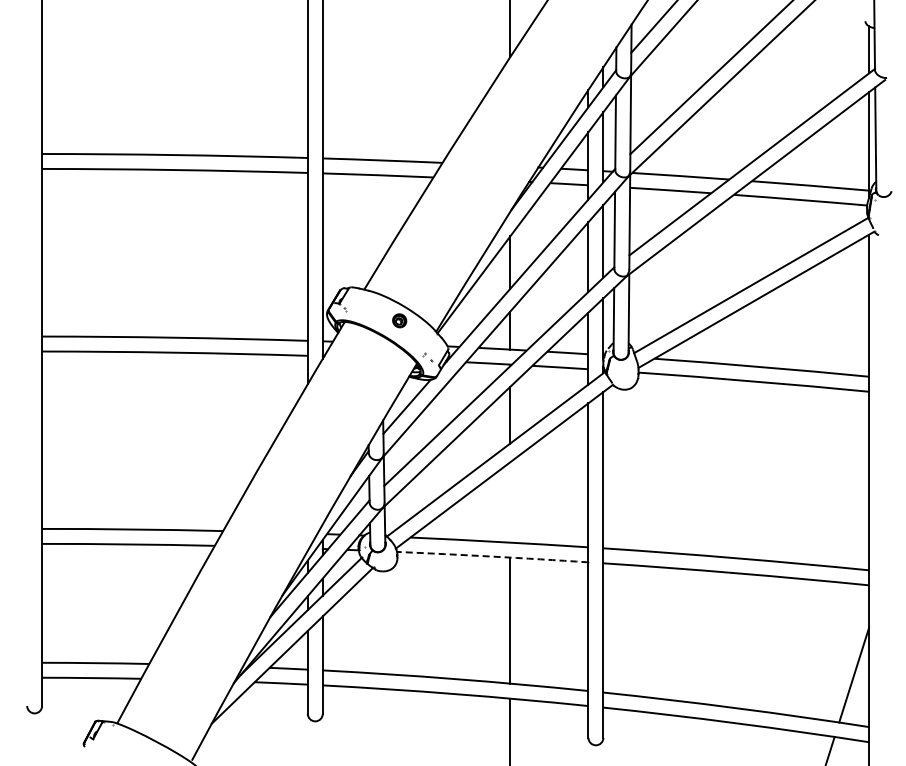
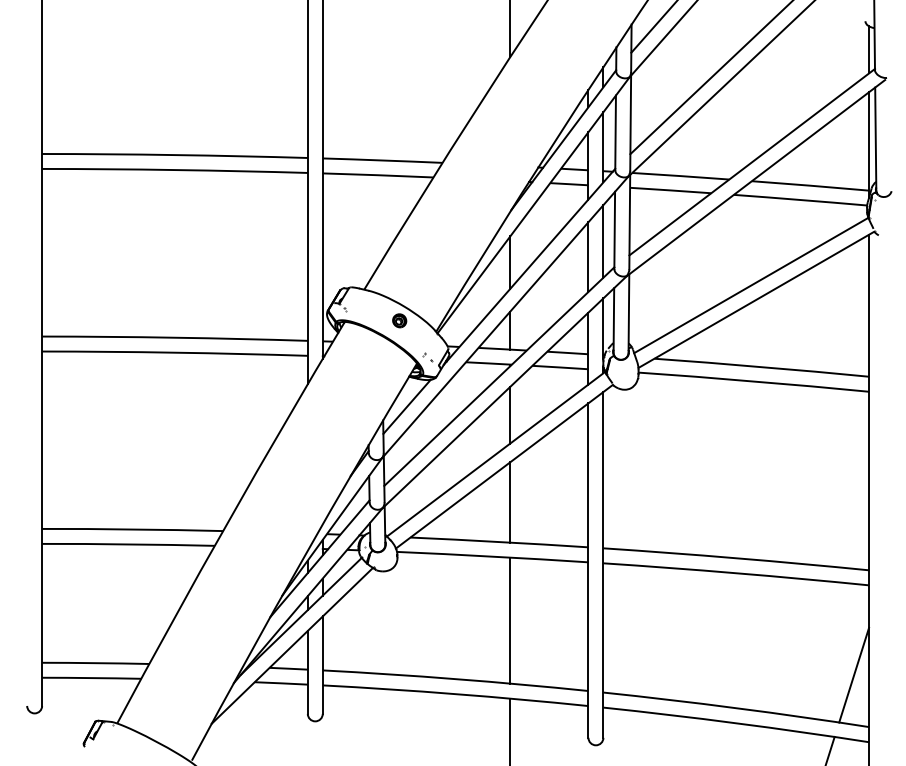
line: none -> present (510, 502)
line: dashed -> solid (492, 556)
